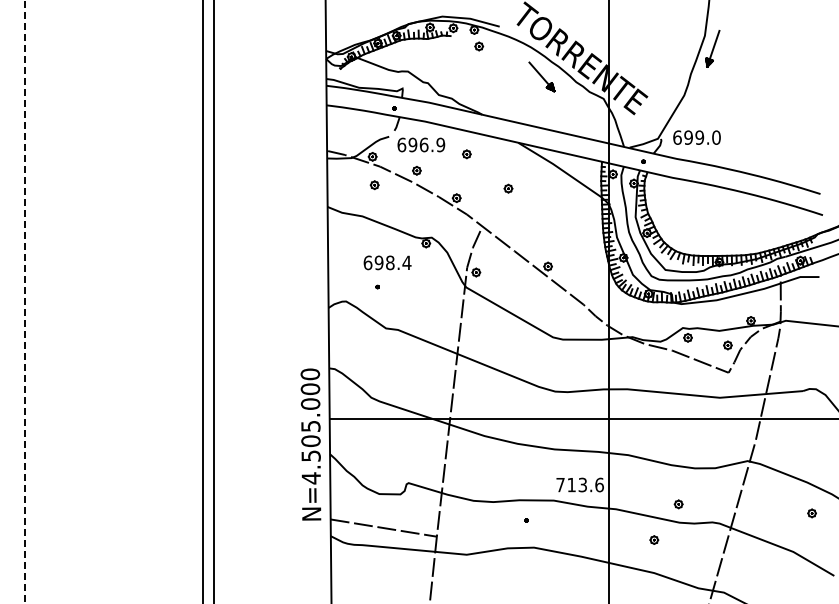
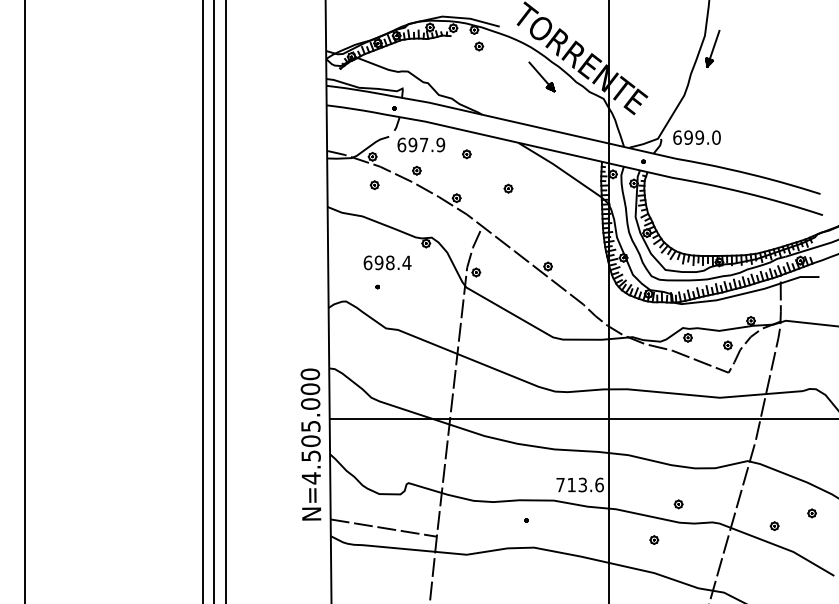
text: 696.9 -> 697.9 (423, 144)
line: none -> present (226, 301)
line: dashed -> solid (25, 302)
part: none -> present (774, 525)
